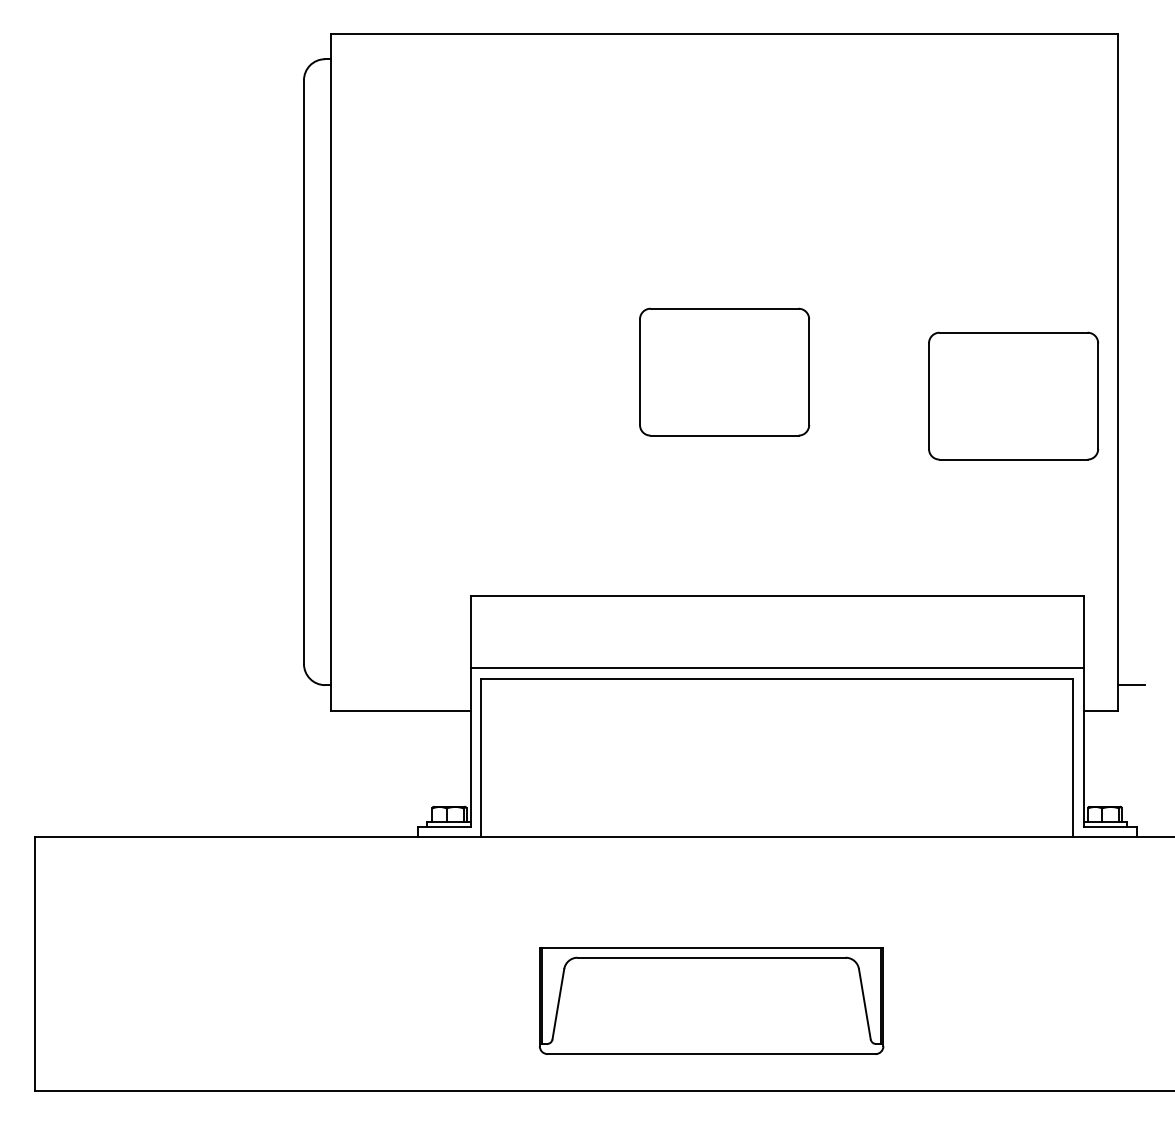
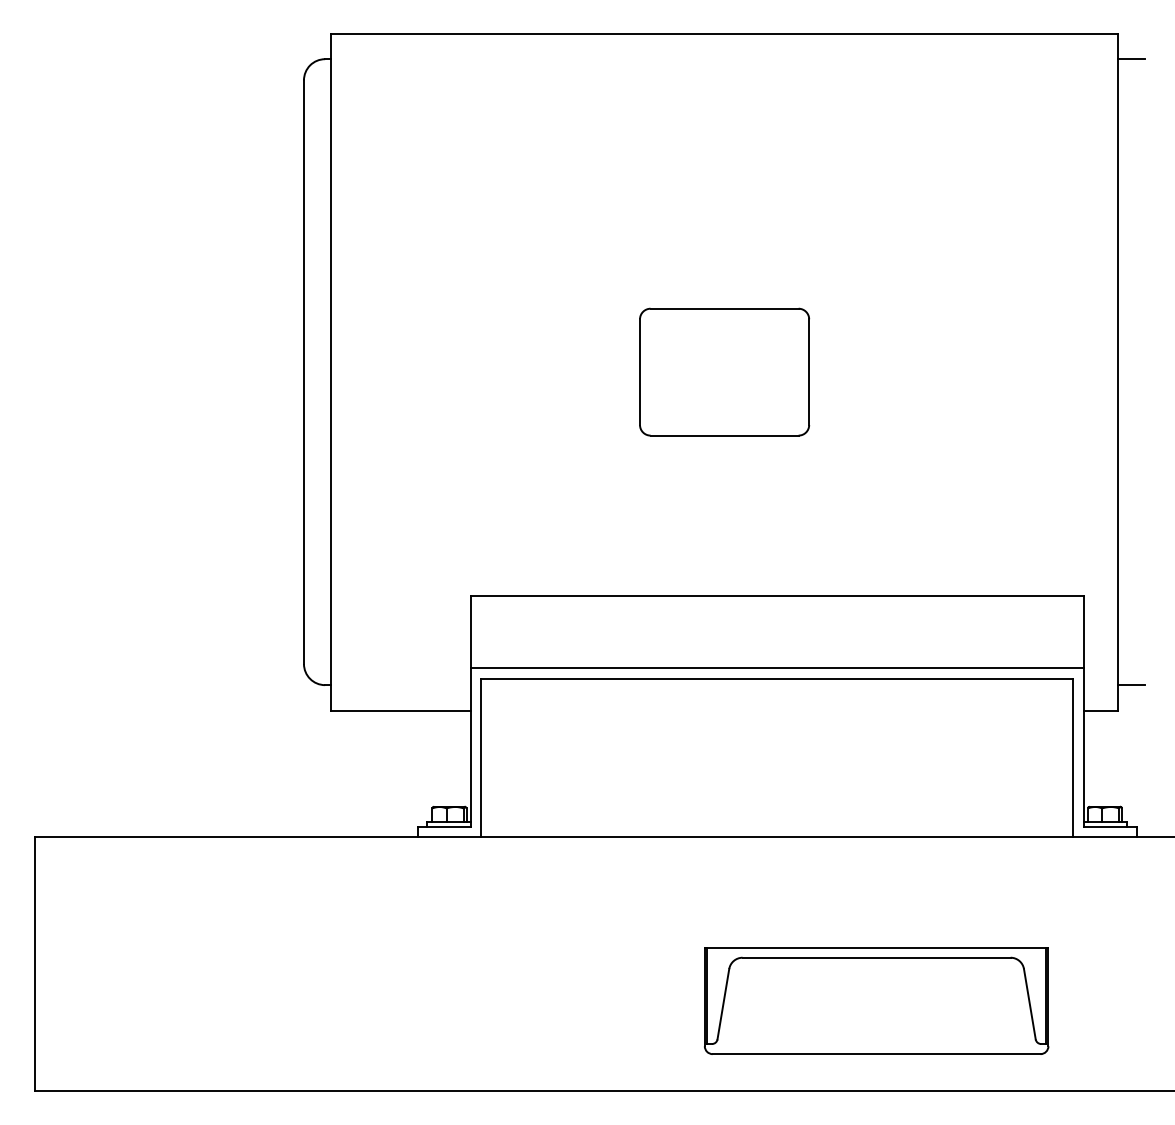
line: none -> present (1131, 59)
part: present -> none (1013, 395)
part position: (711, 1000) -> (876, 1000) (876, 1000)
